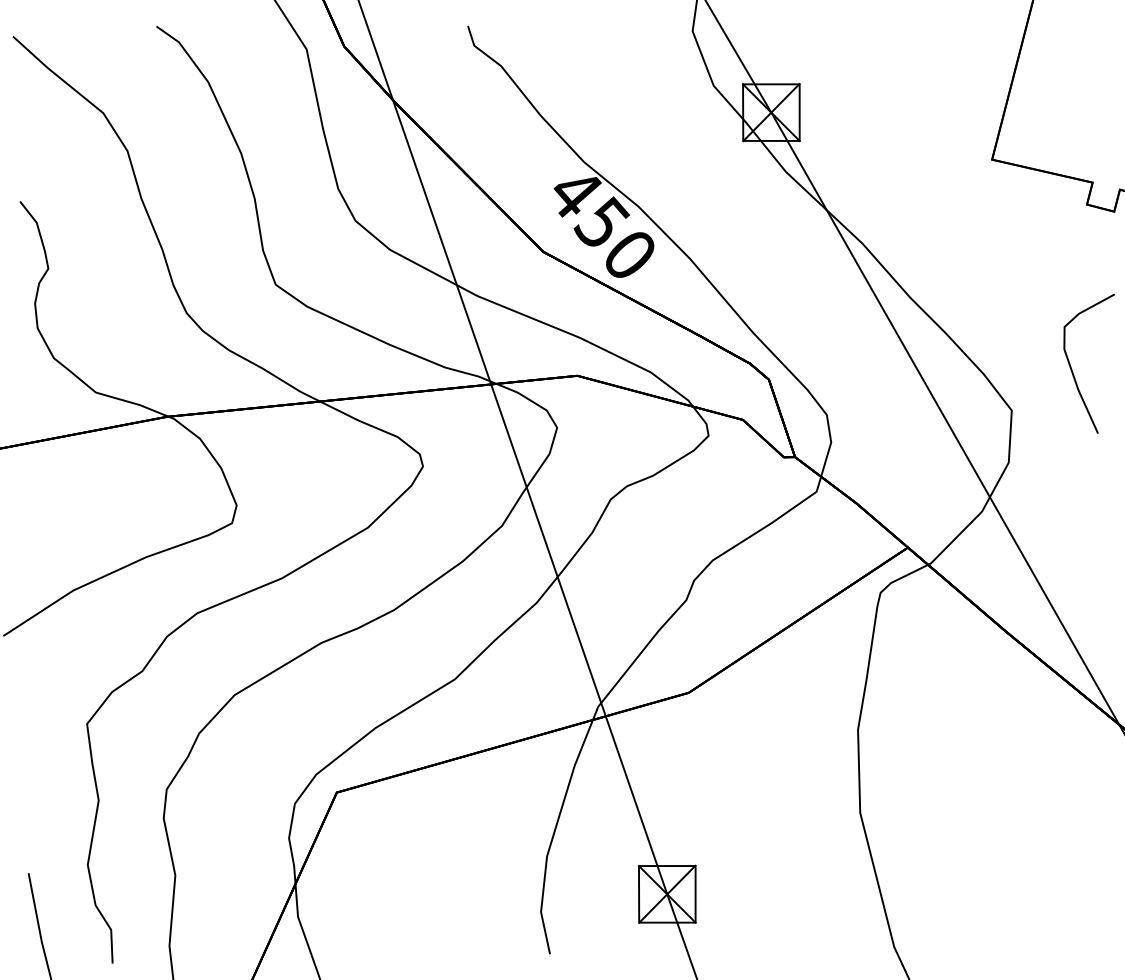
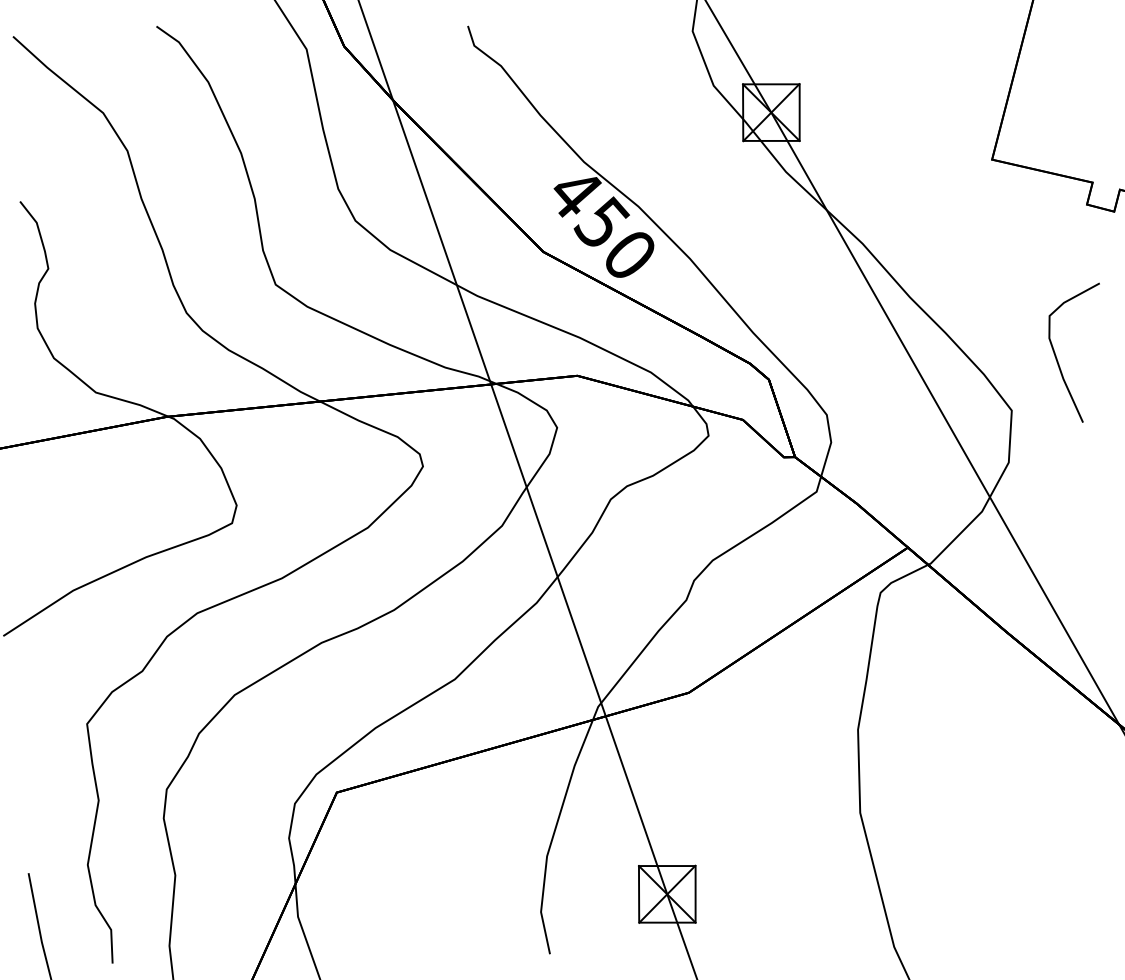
curve position: (1072, 369) -> (1057, 358) (1057, 358)
